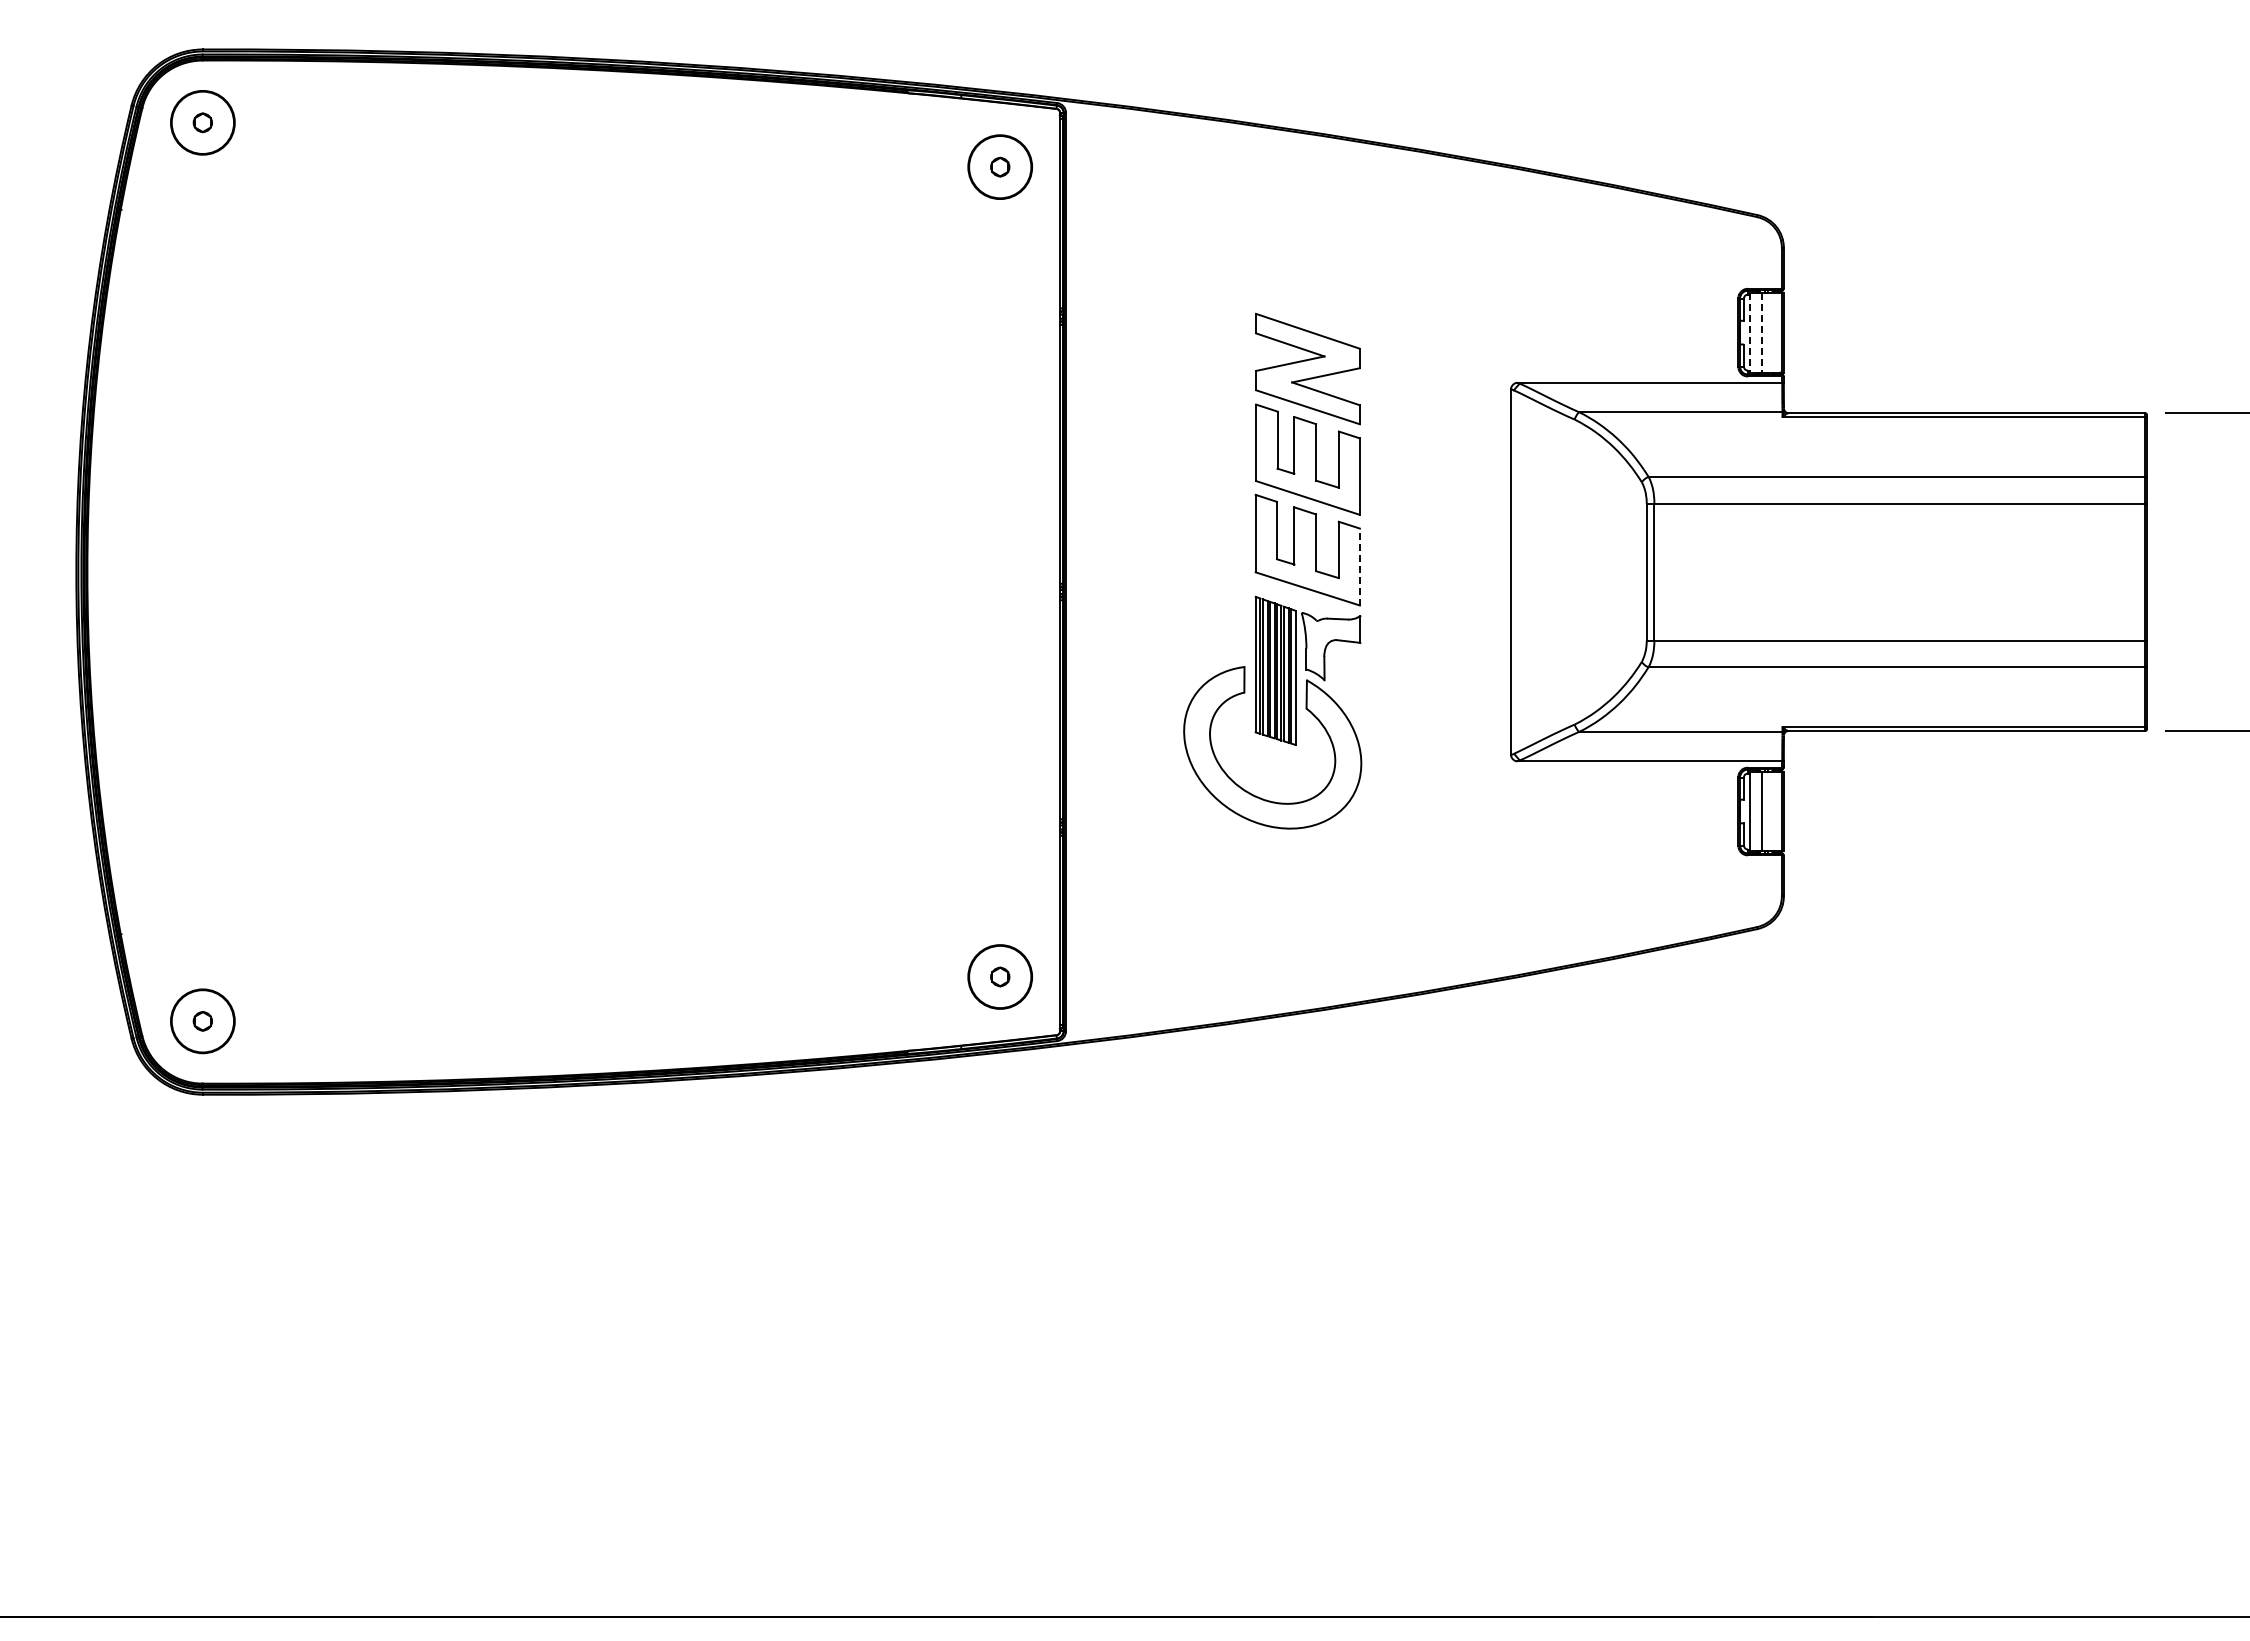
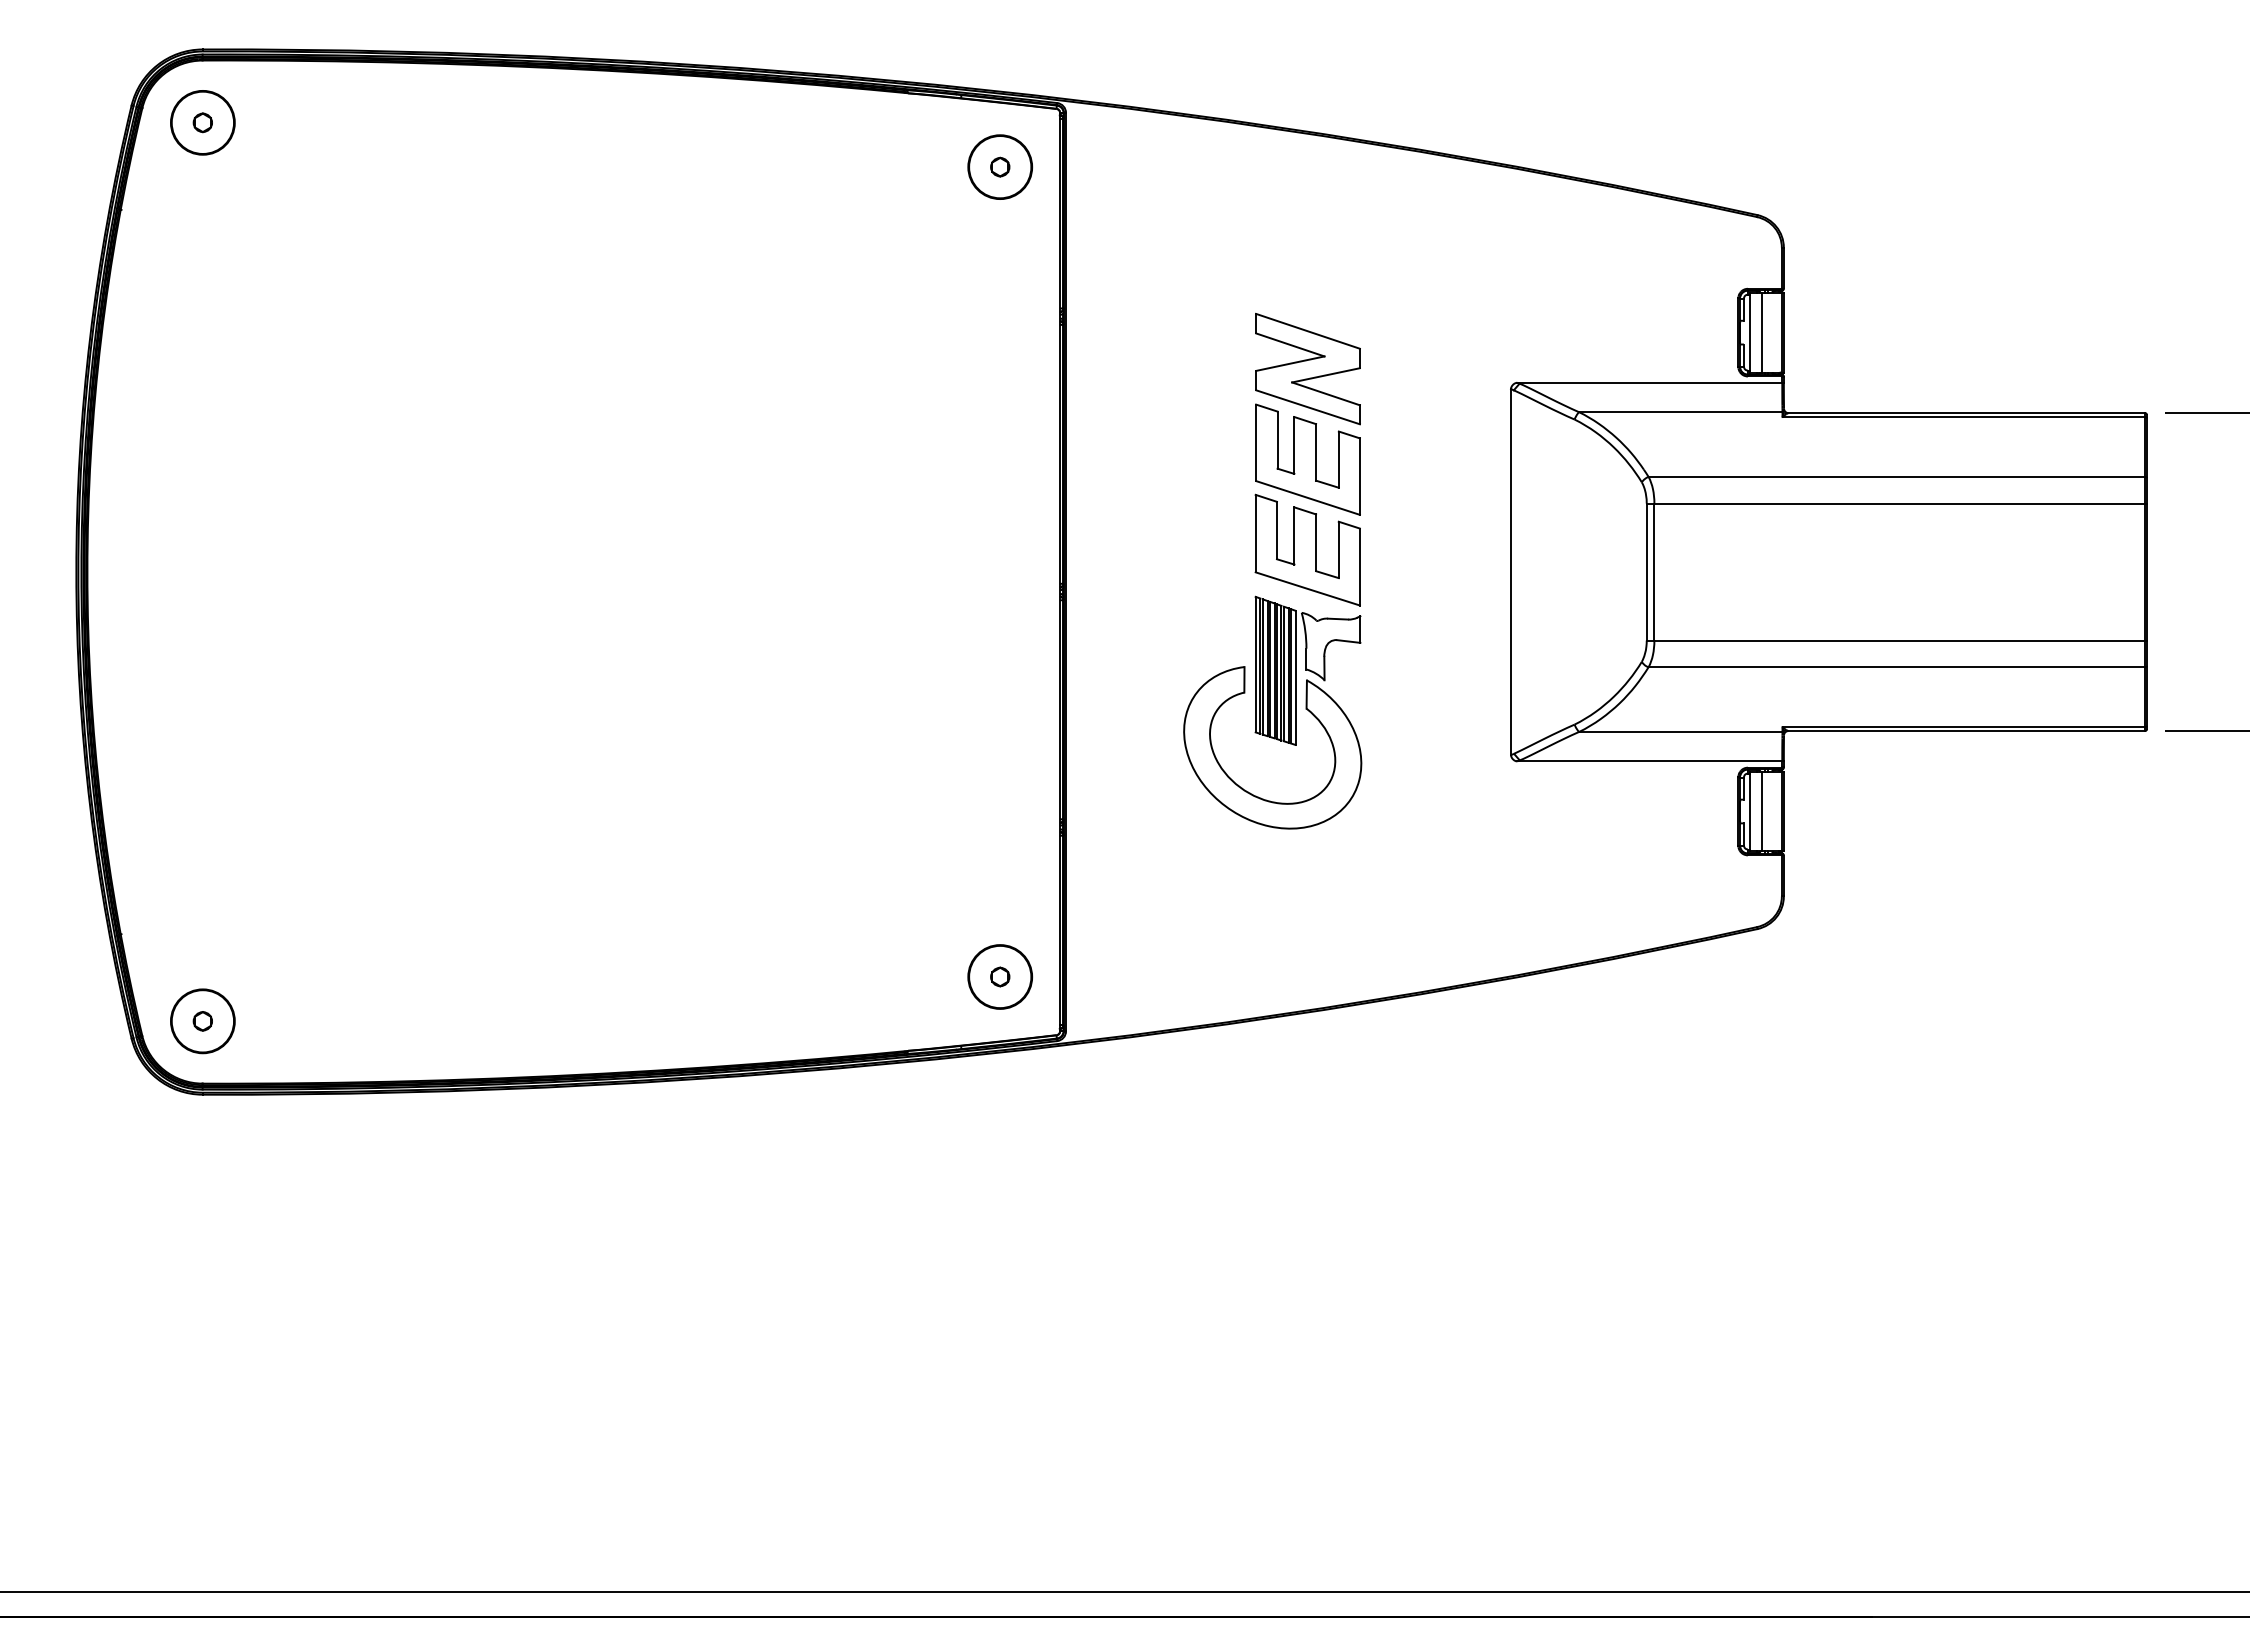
line: dashed -> solid (1749, 332)
line: dashed -> solid (1761, 332)
line: dashed -> solid (1359, 566)
line: none -> present (1124, 1591)
